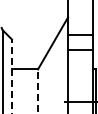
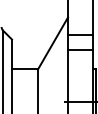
line: dashed -> solid (12, 76)
line: dashed -> solid (38, 91)
